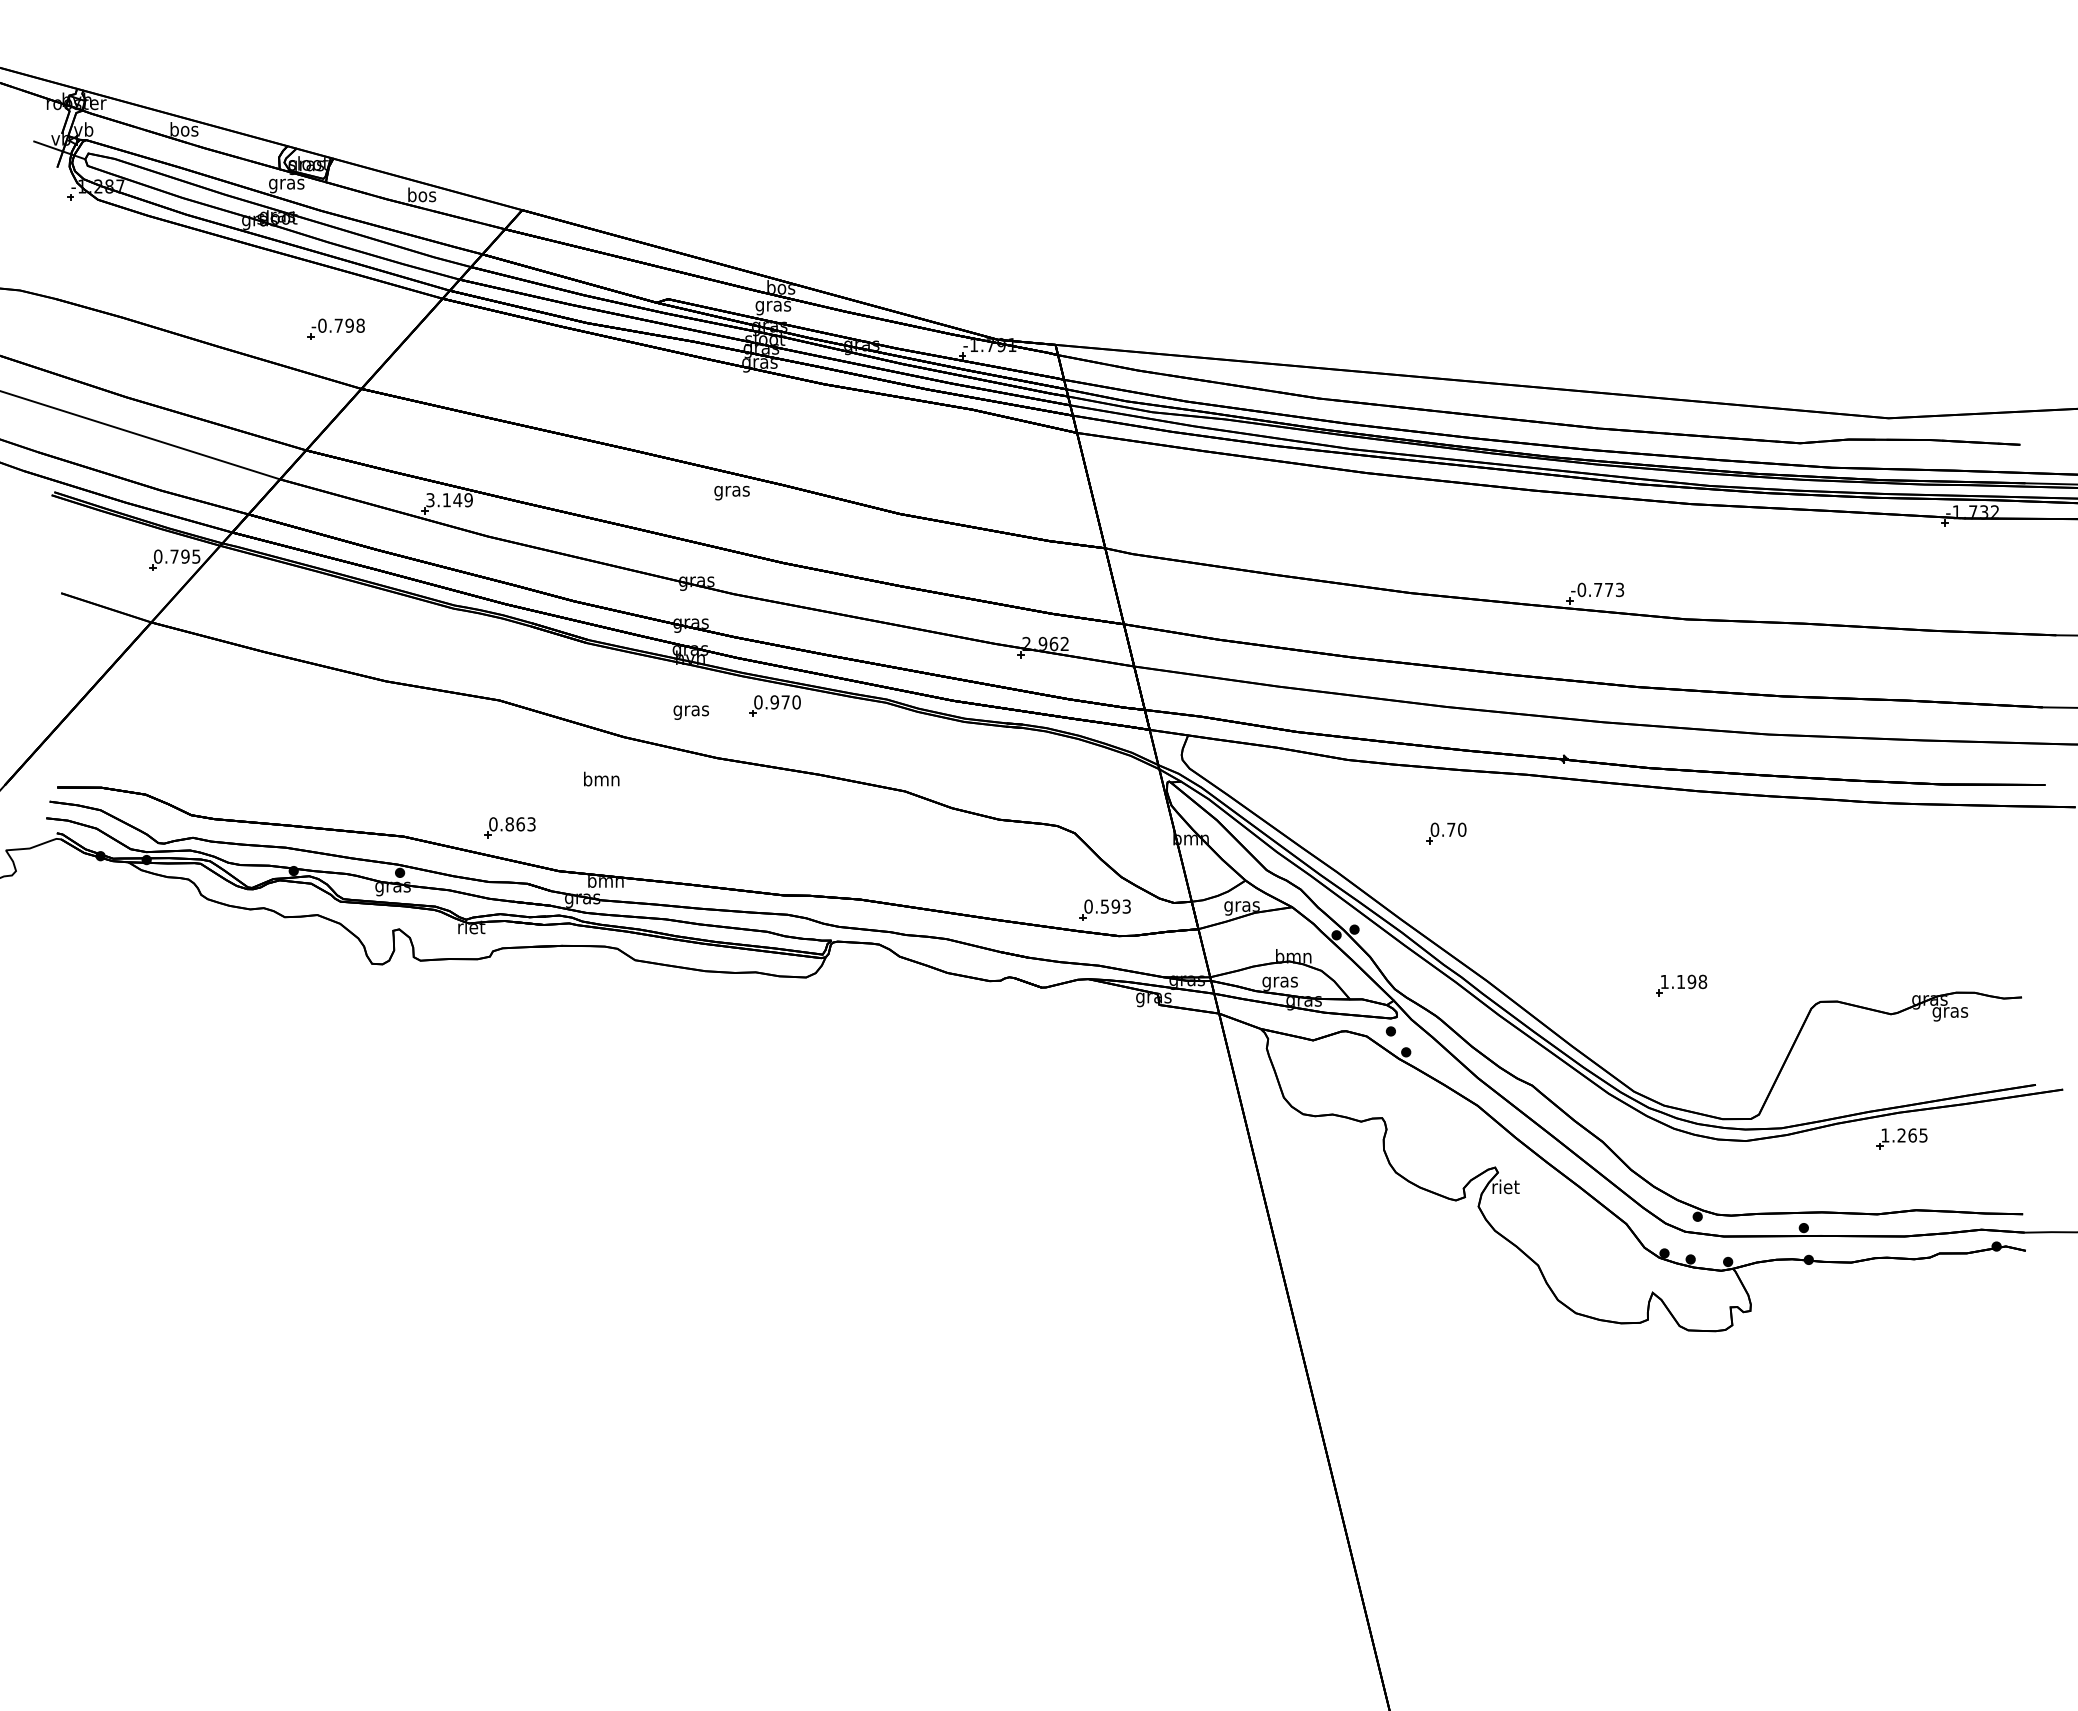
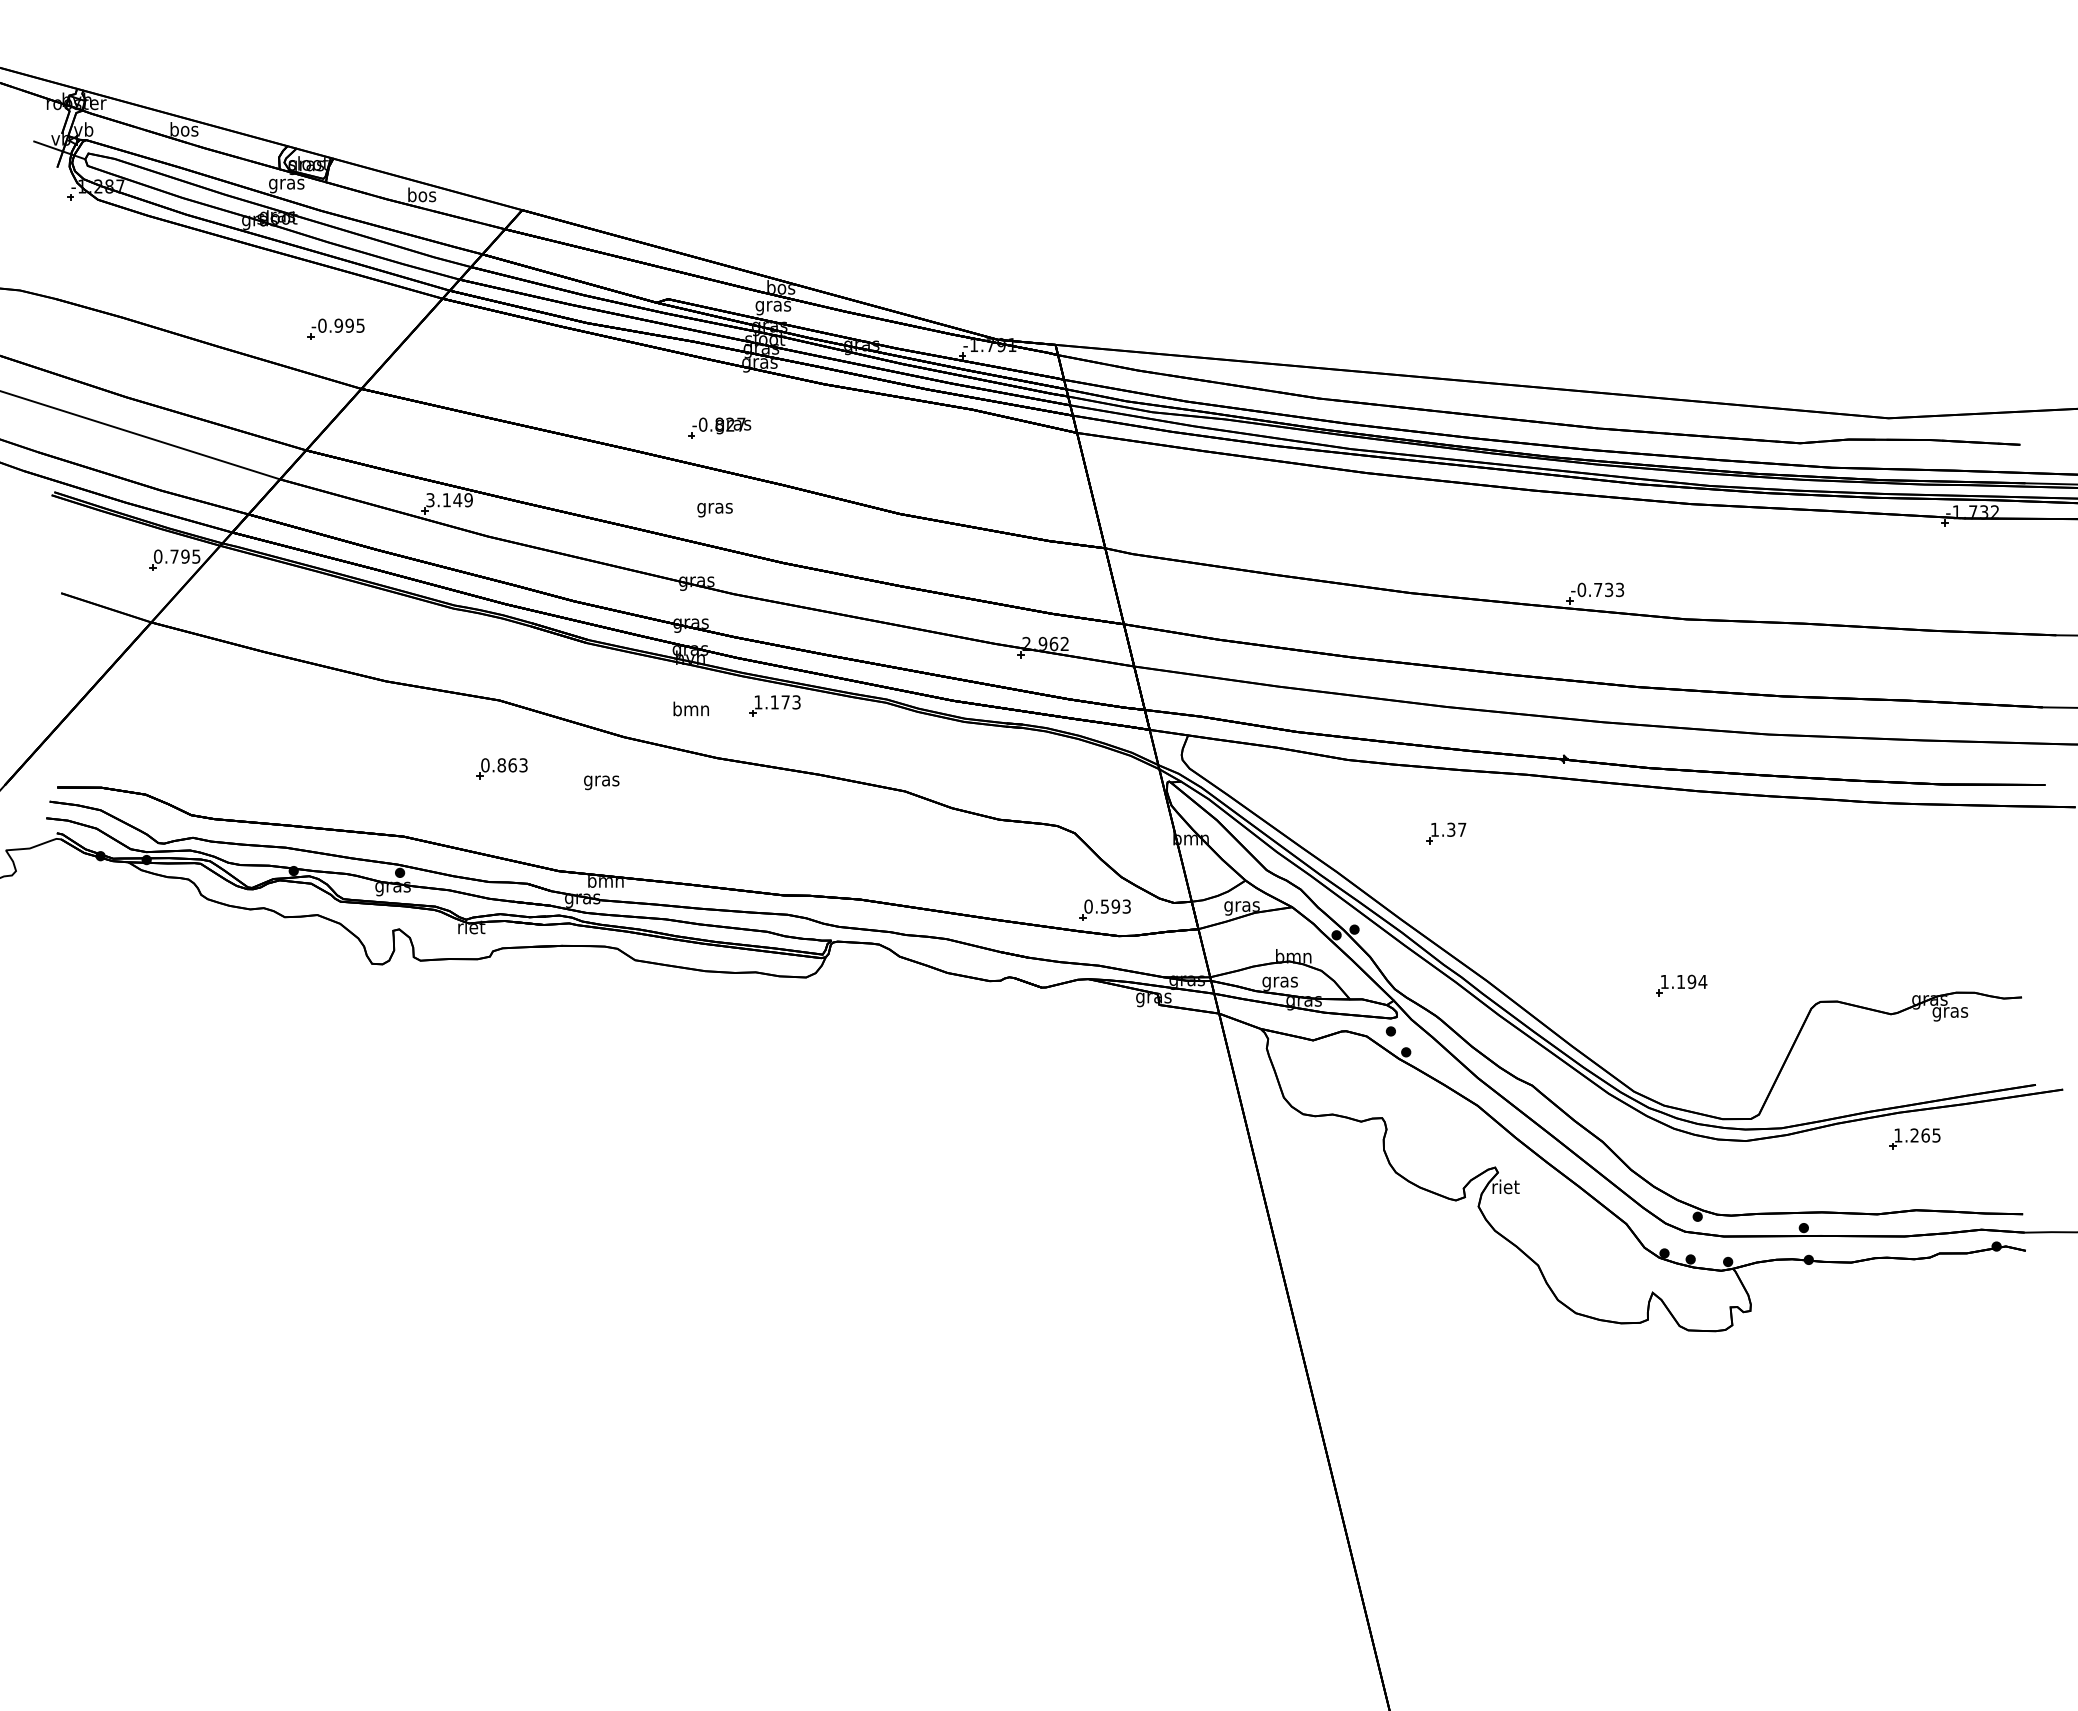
text: -0.798 -> -0.995 (349, 325)
part: none -> present (719, 427)
text position: (731, 493) -> (714, 510) (714, 510)
text: -0.773 -> -0.733 (1609, 589)
text: 0.970 -> 1.173 (777, 702)
text: gras -> bmn (690, 710)
text: bmn -> gras (601, 780)
part position: (509, 827) -> (501, 768) (501, 768)
text: 0.70 -> 1.37 (1448, 829)
text: 1.198 -> 1.194 (1702, 981)
part position: (1901, 1138) -> (1914, 1138) (1914, 1138)
